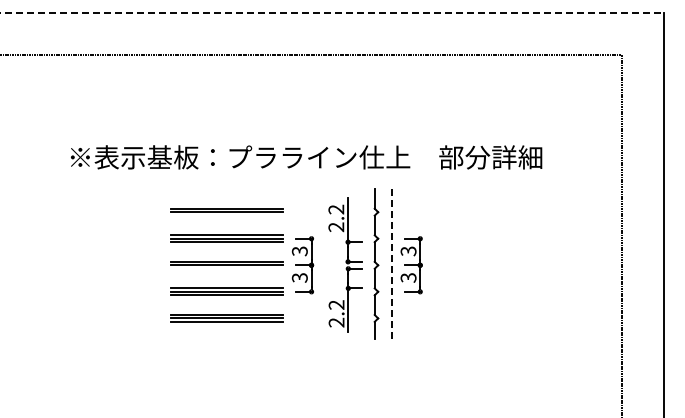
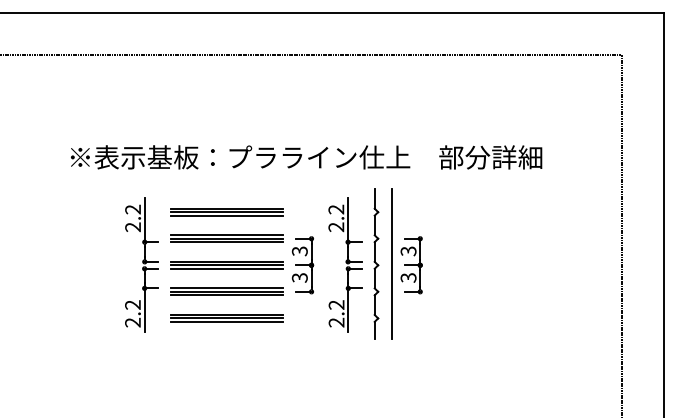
line: dashed -> solid (332, 12)
line: none -> present (227, 215)
line: dashed -> solid (391, 263)
part: none -> present (141, 264)
line: none -> present (227, 268)
